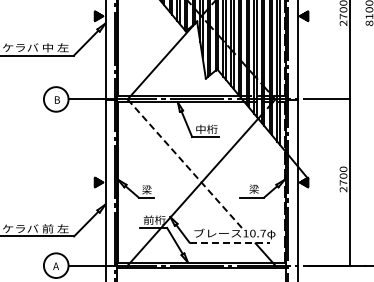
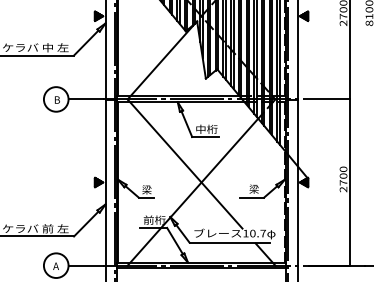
line: dashed -> solid (185, 164)
line: dashed -> solid (230, 242)
